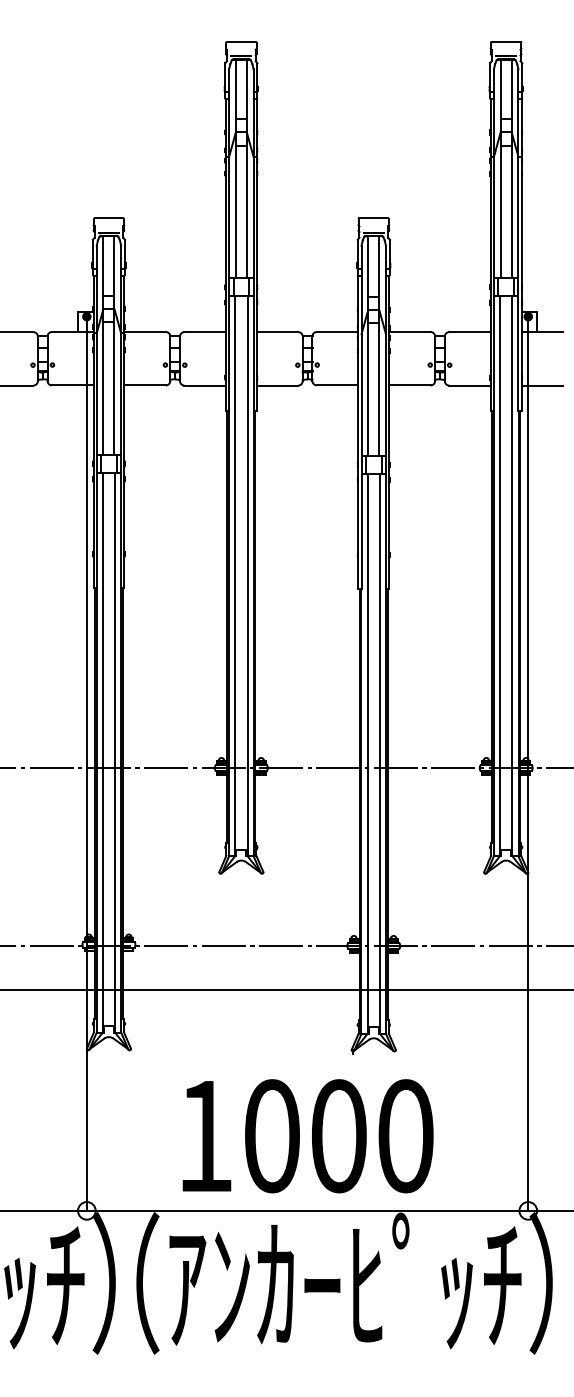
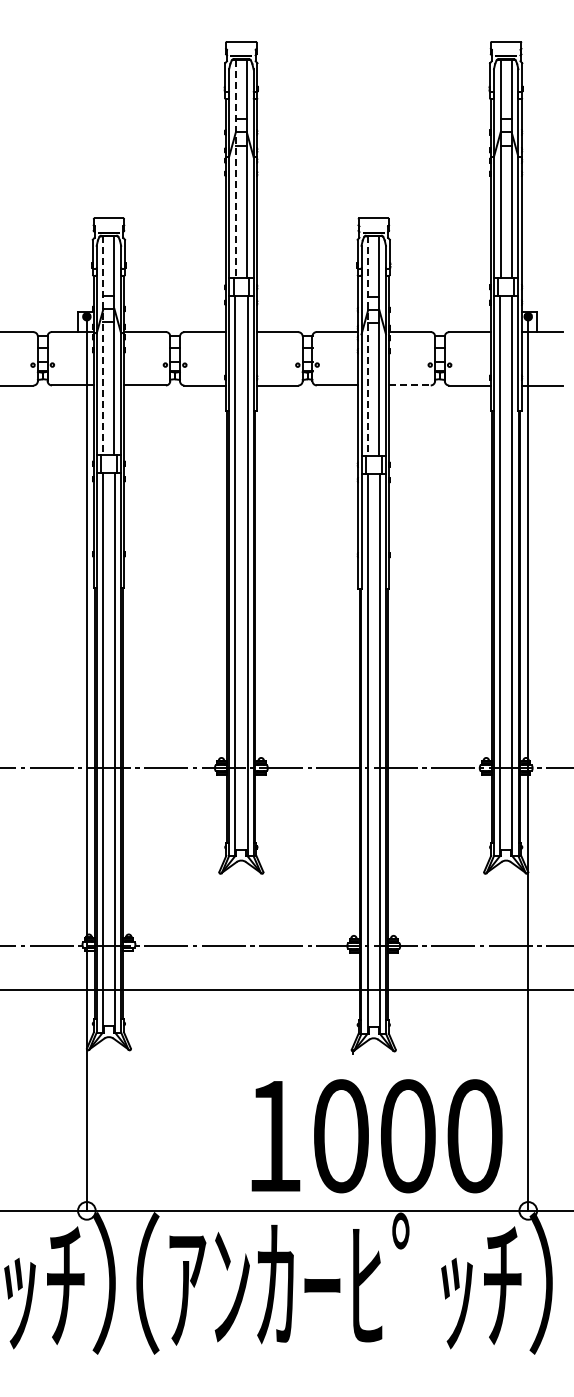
line: solid -> dashed (235, 169)
line: solid -> dashed (103, 346)
line: solid -> dashed (368, 346)
line: solid -> dashed (409, 385)
text position: (307, 1136) -> (376, 1136) (376, 1136)
